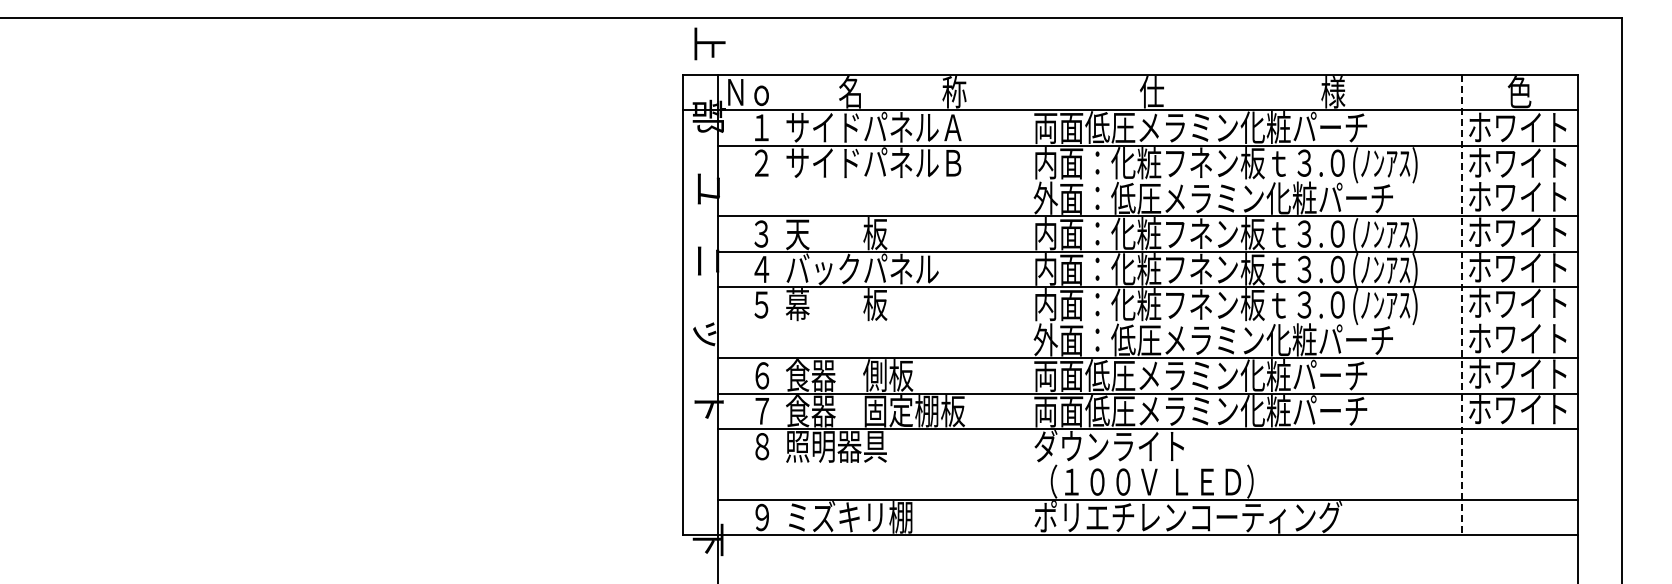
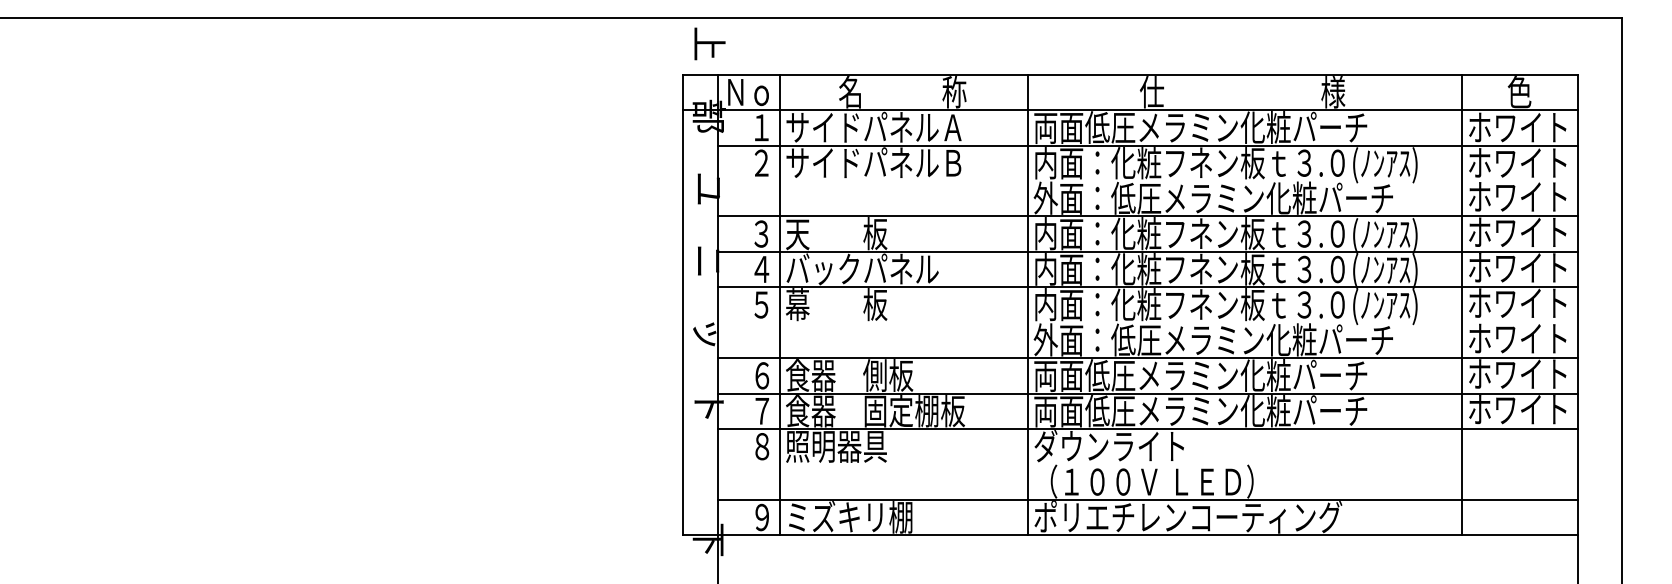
line: none -> present (780, 304)
line: none -> present (1028, 304)
line: dashed -> solid (1462, 305)
